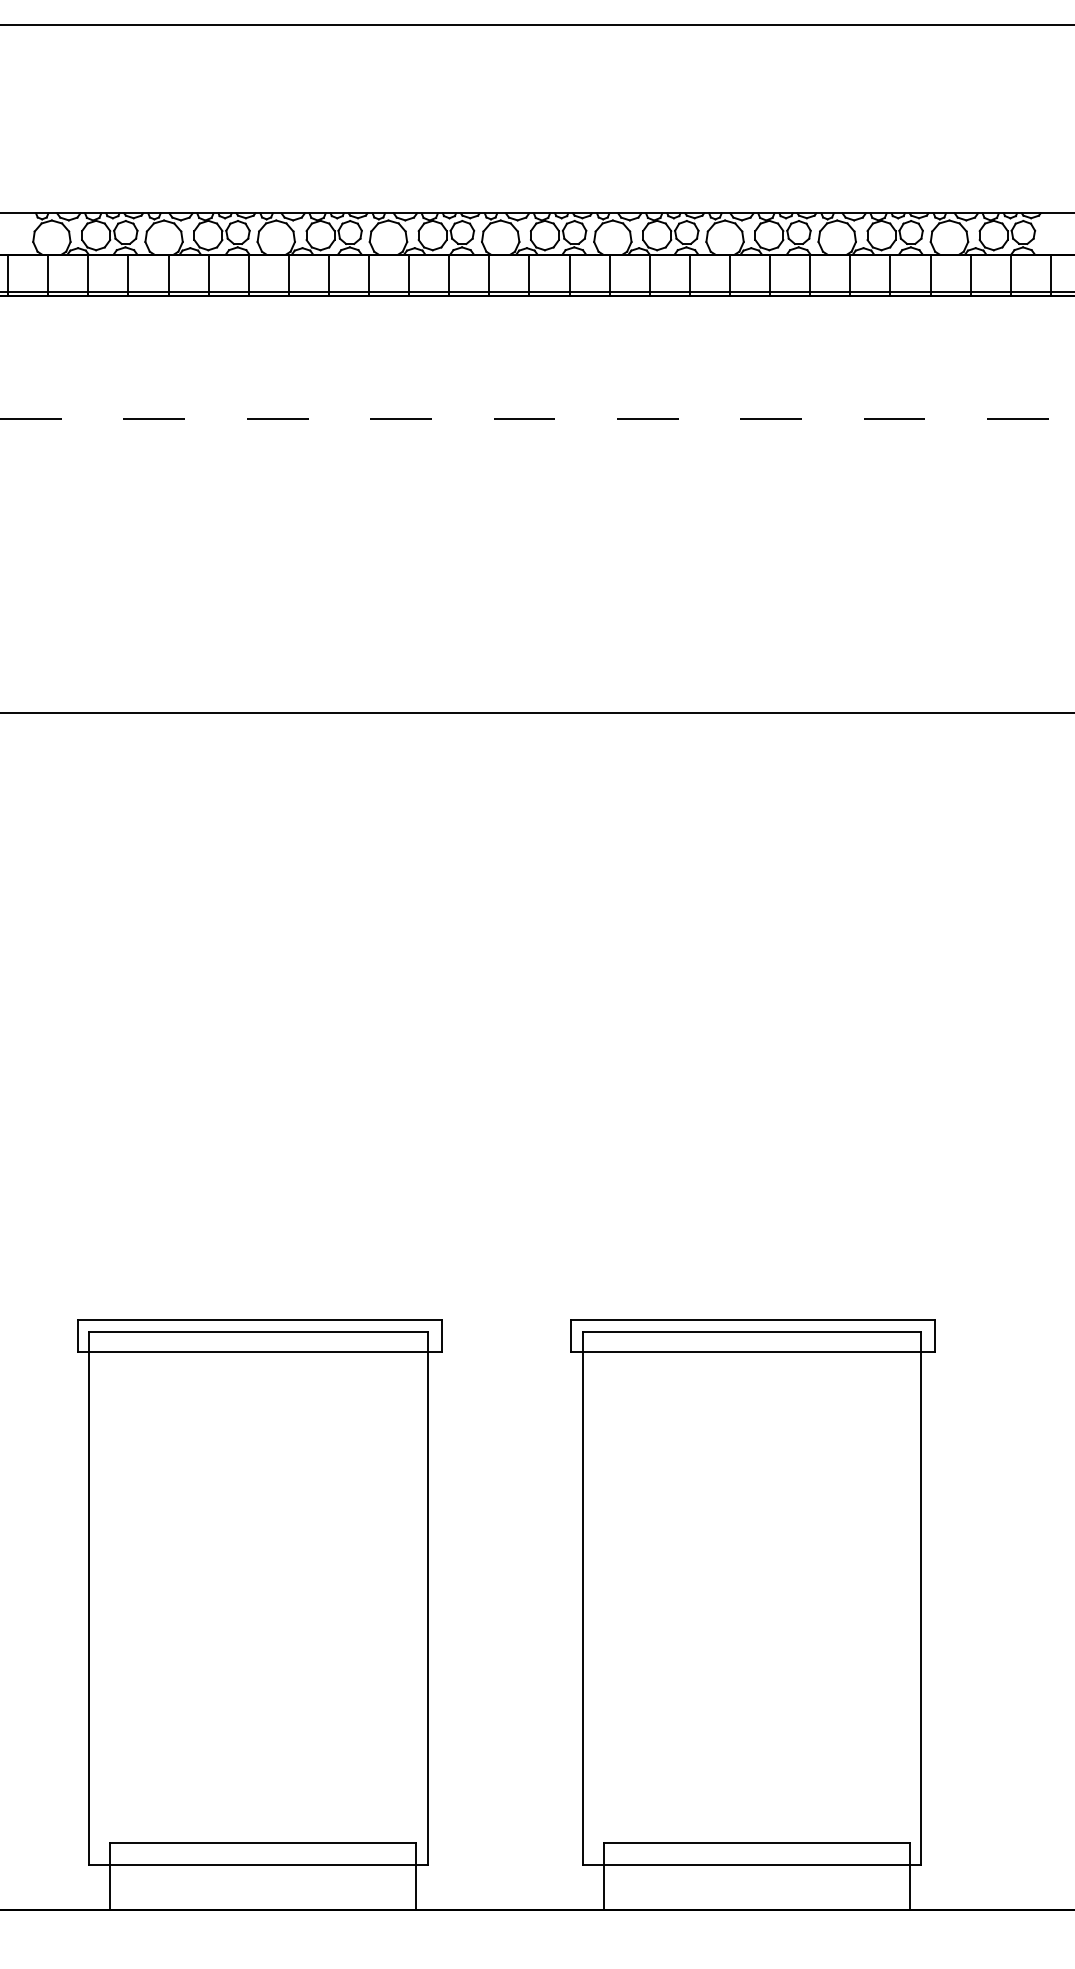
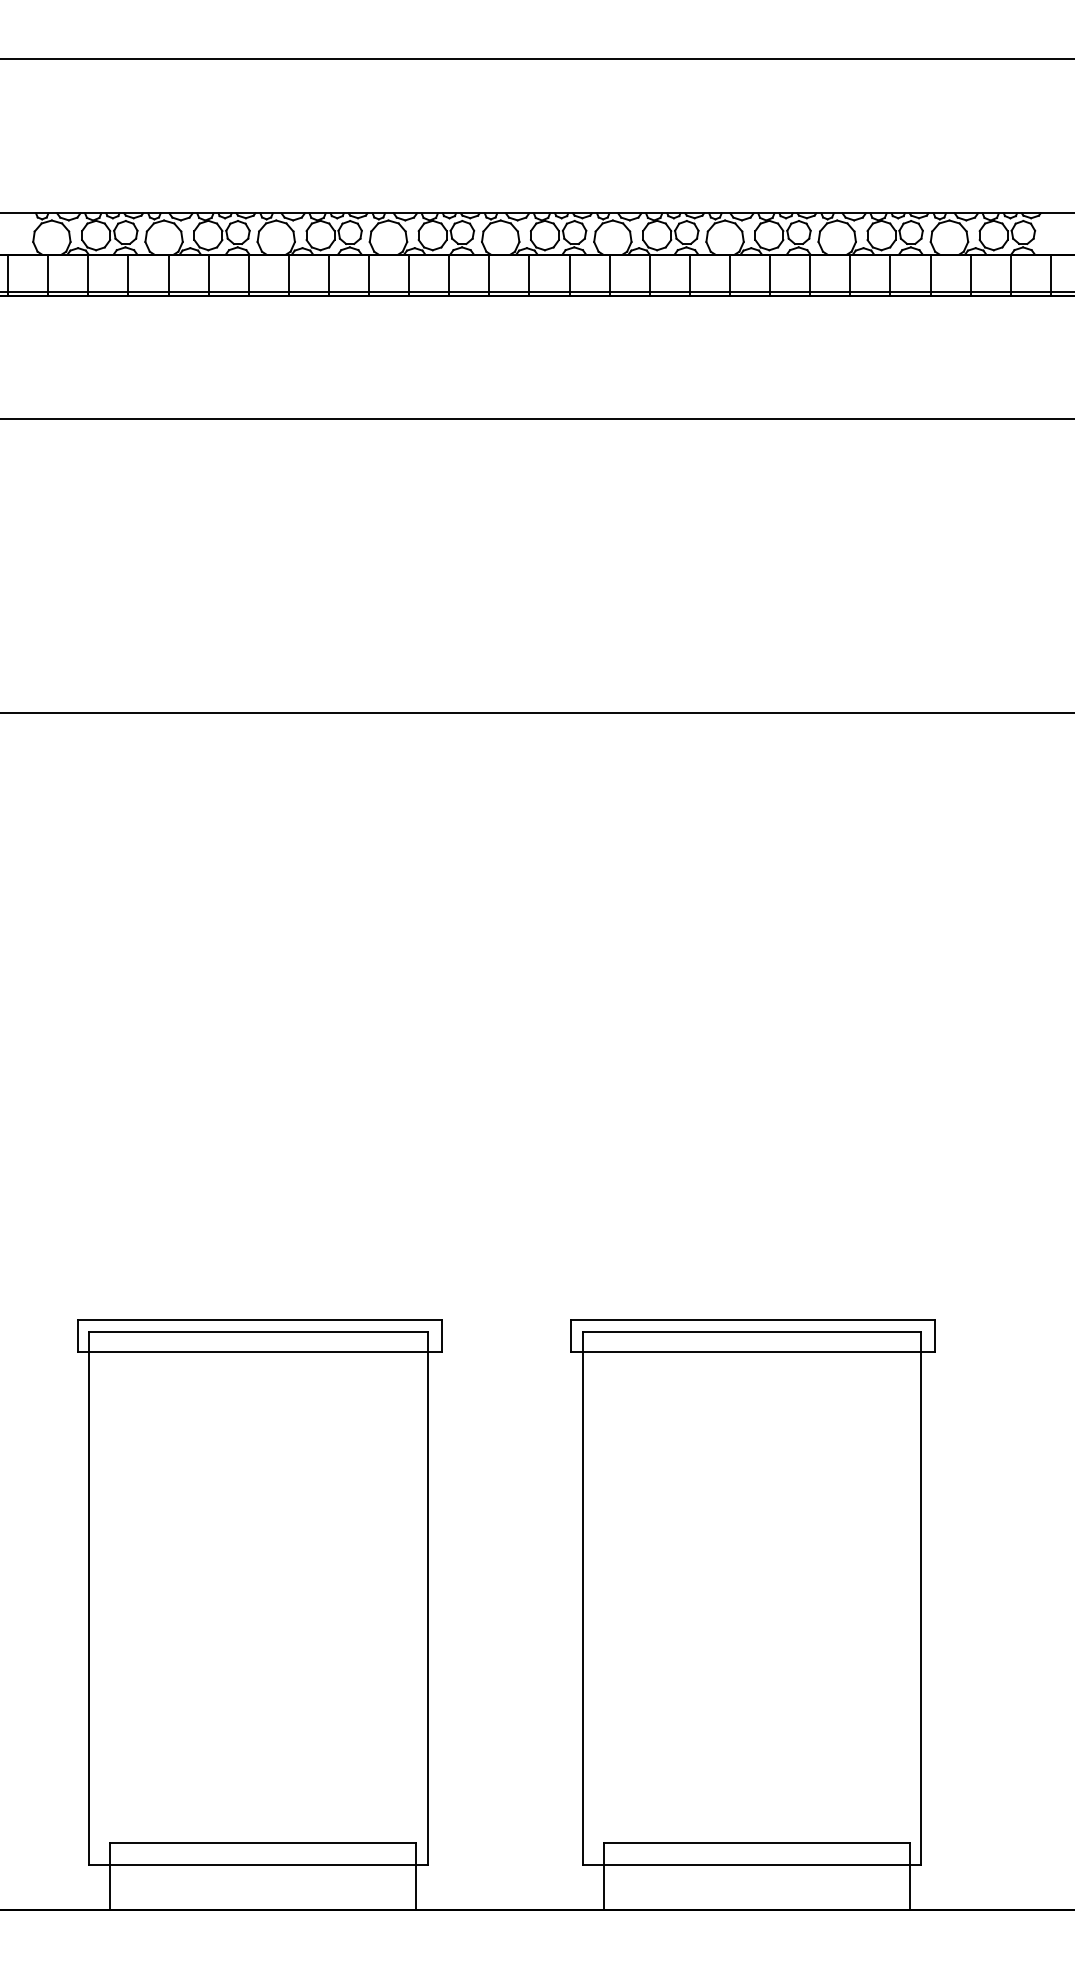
line position: (536, 25) -> (536, 59) (536, 59)
line: dashed -> solid (537, 419)
